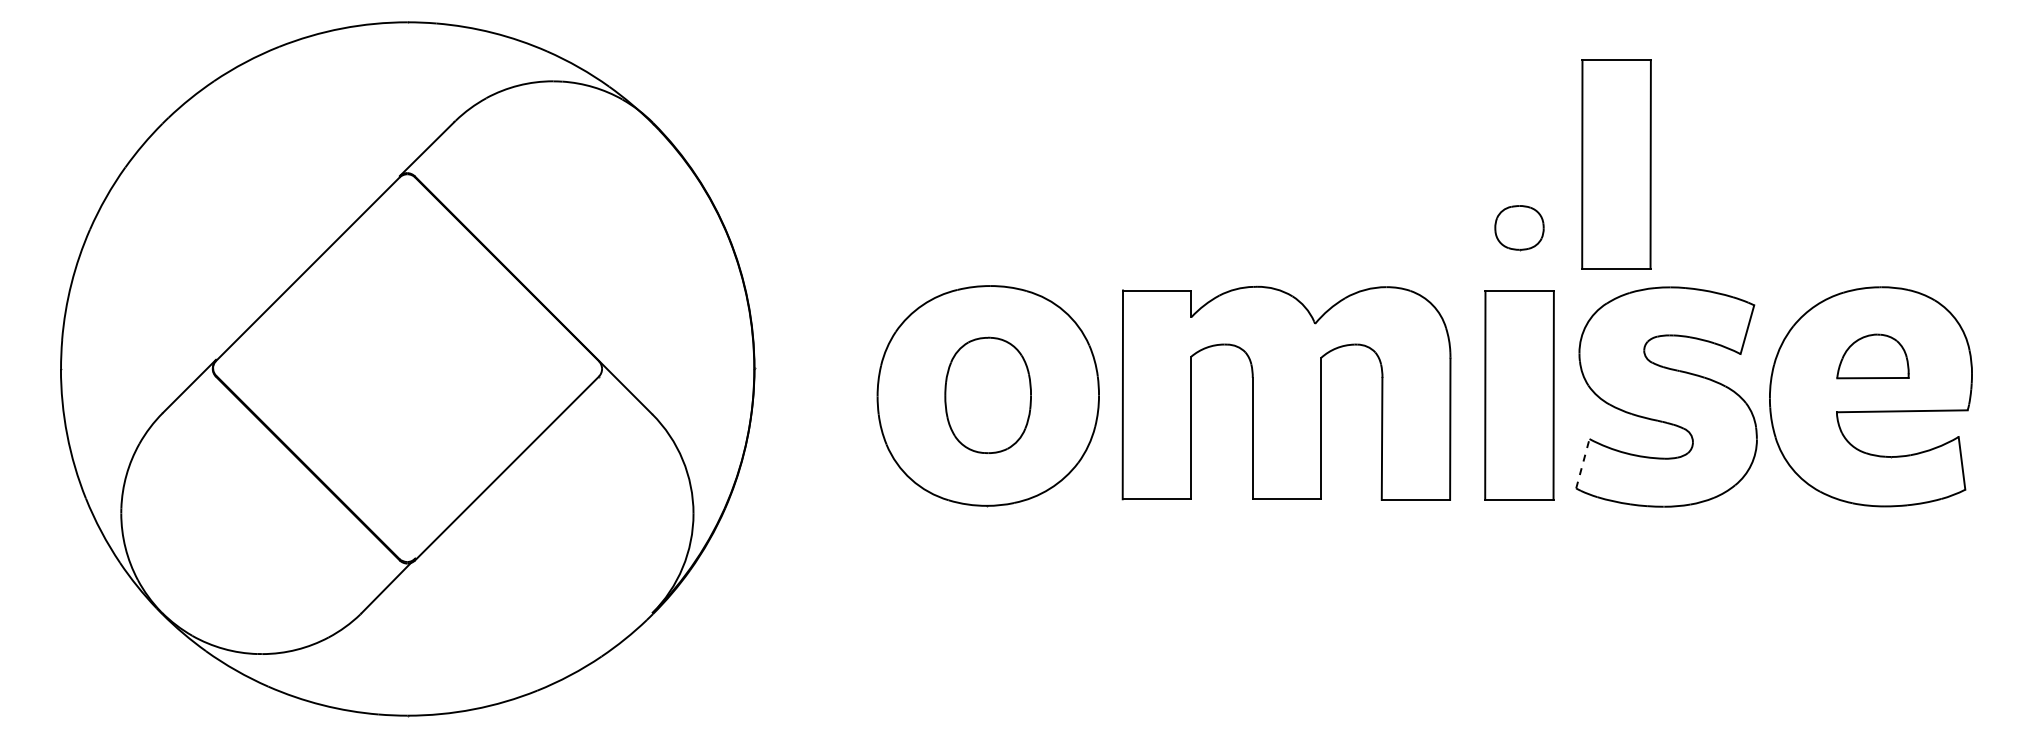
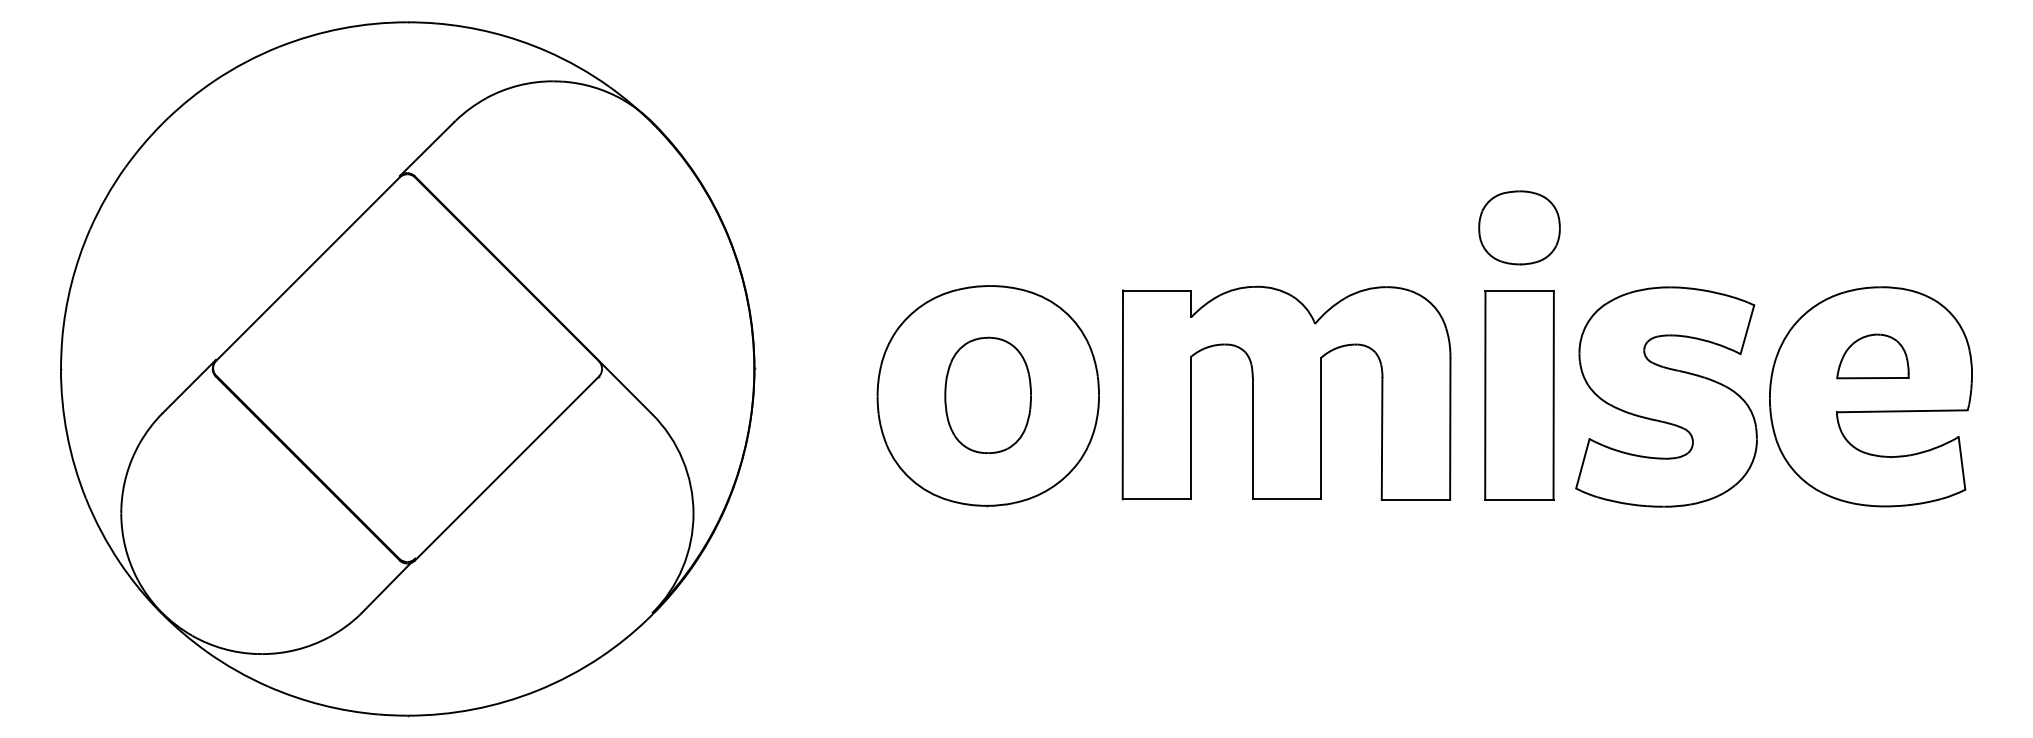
part: present -> none (1616, 164)
part size: 51x47 px -> 83x76 px (1519, 227)
line: dashed -> solid (1582, 463)
